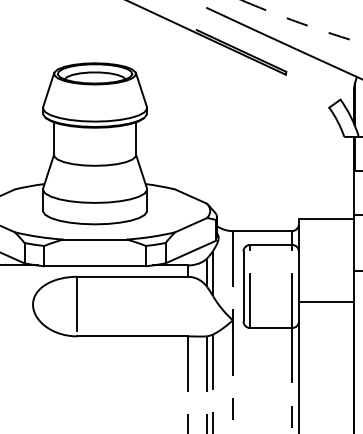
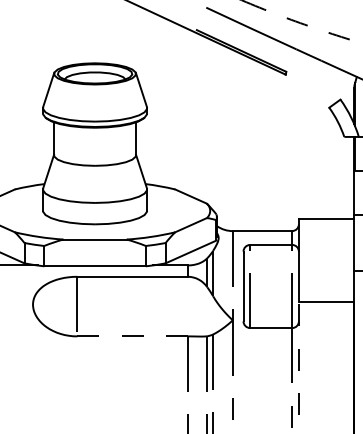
line: solid -> dashed (133, 336)
line: solid -> dashed (298, 367)
